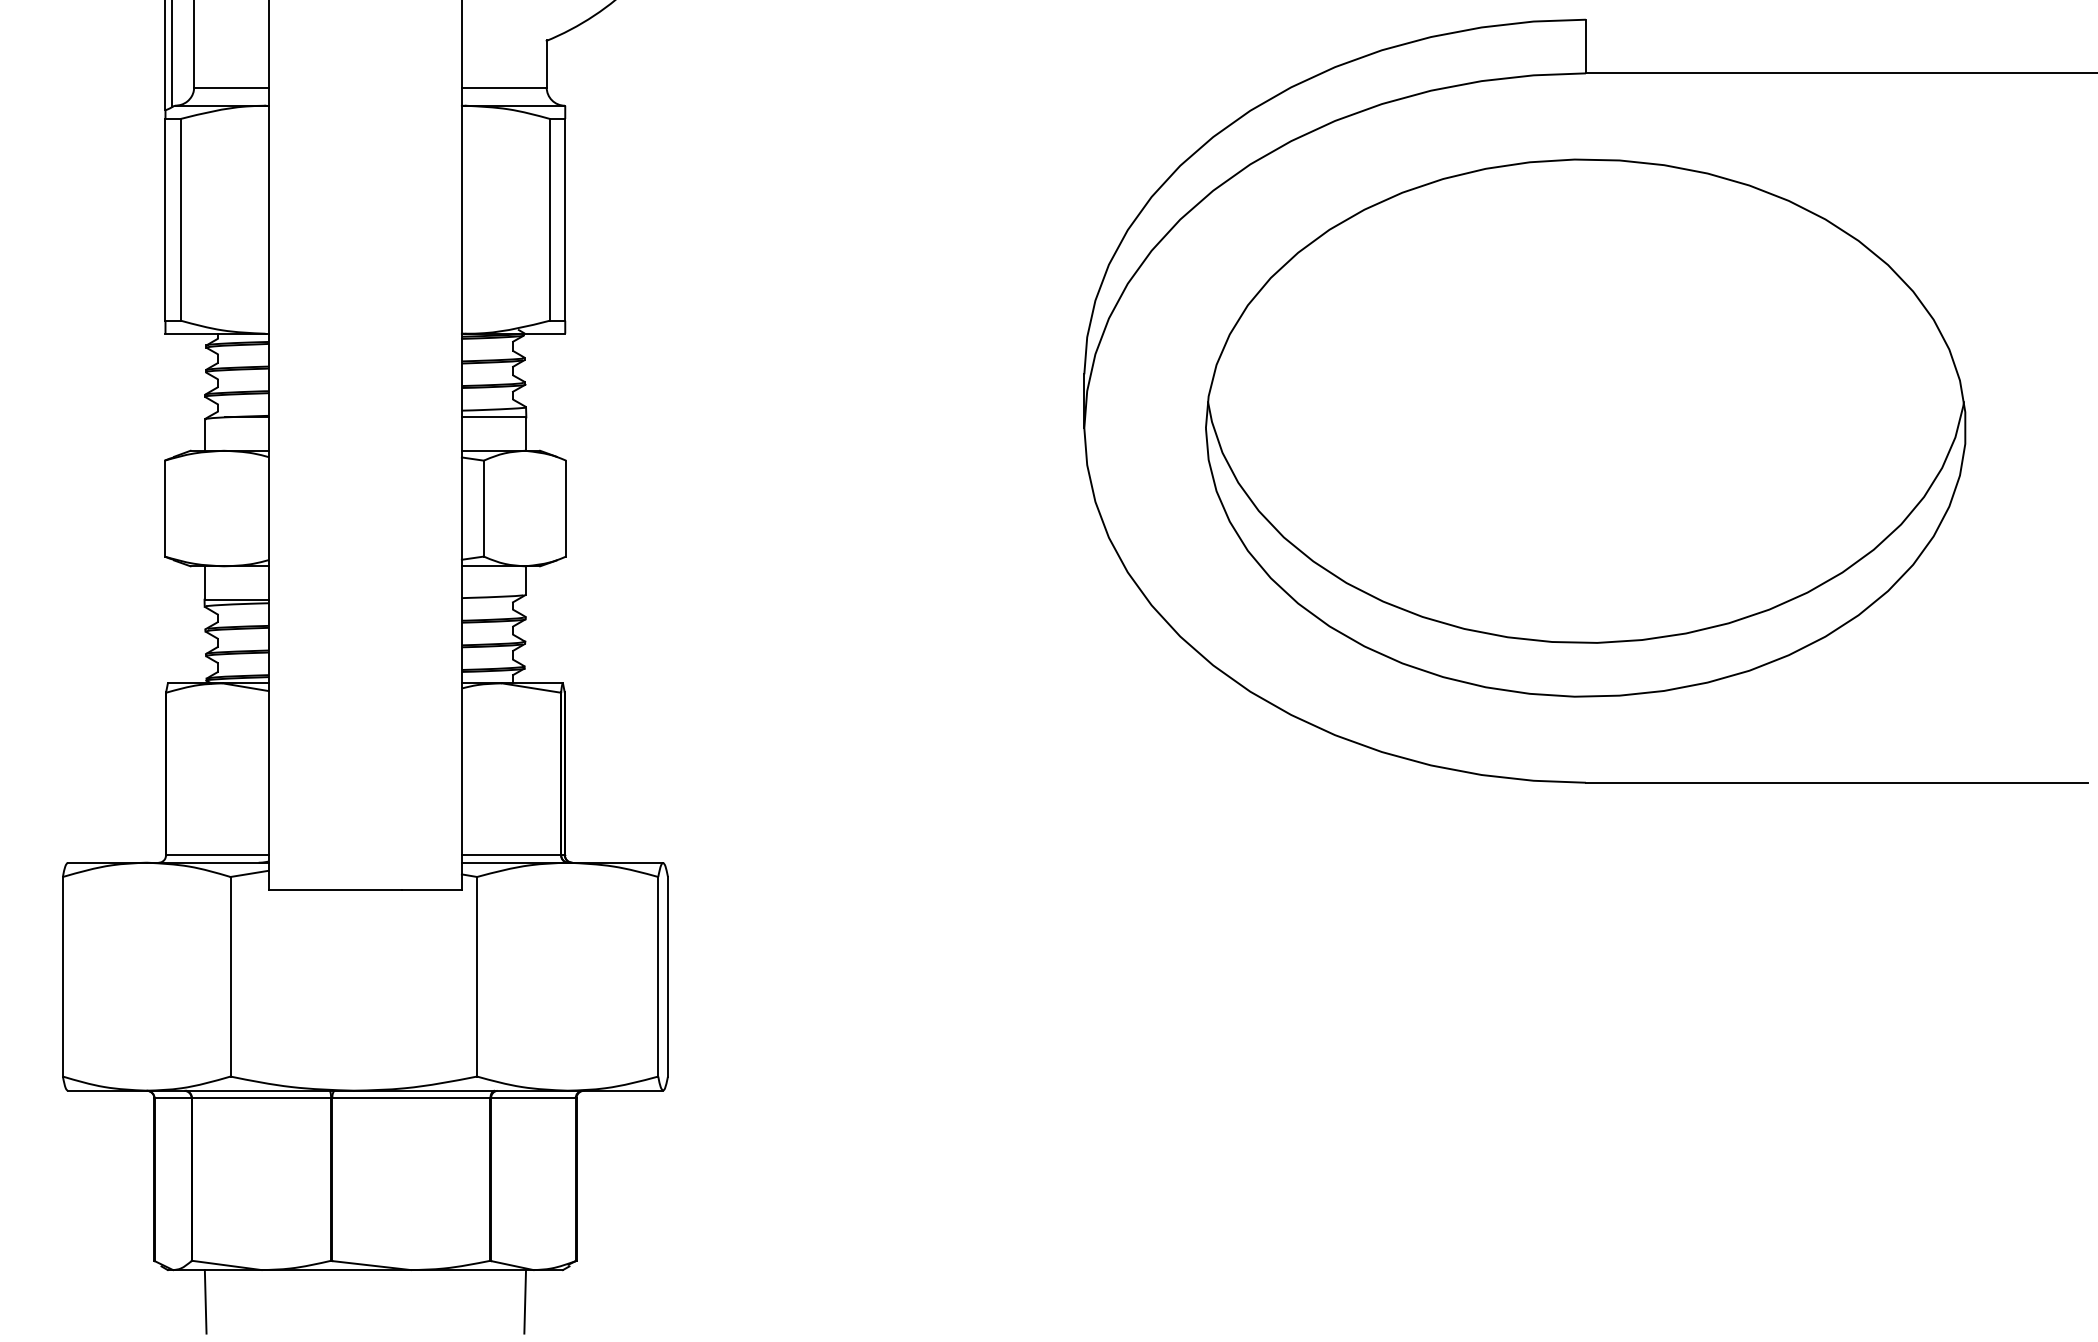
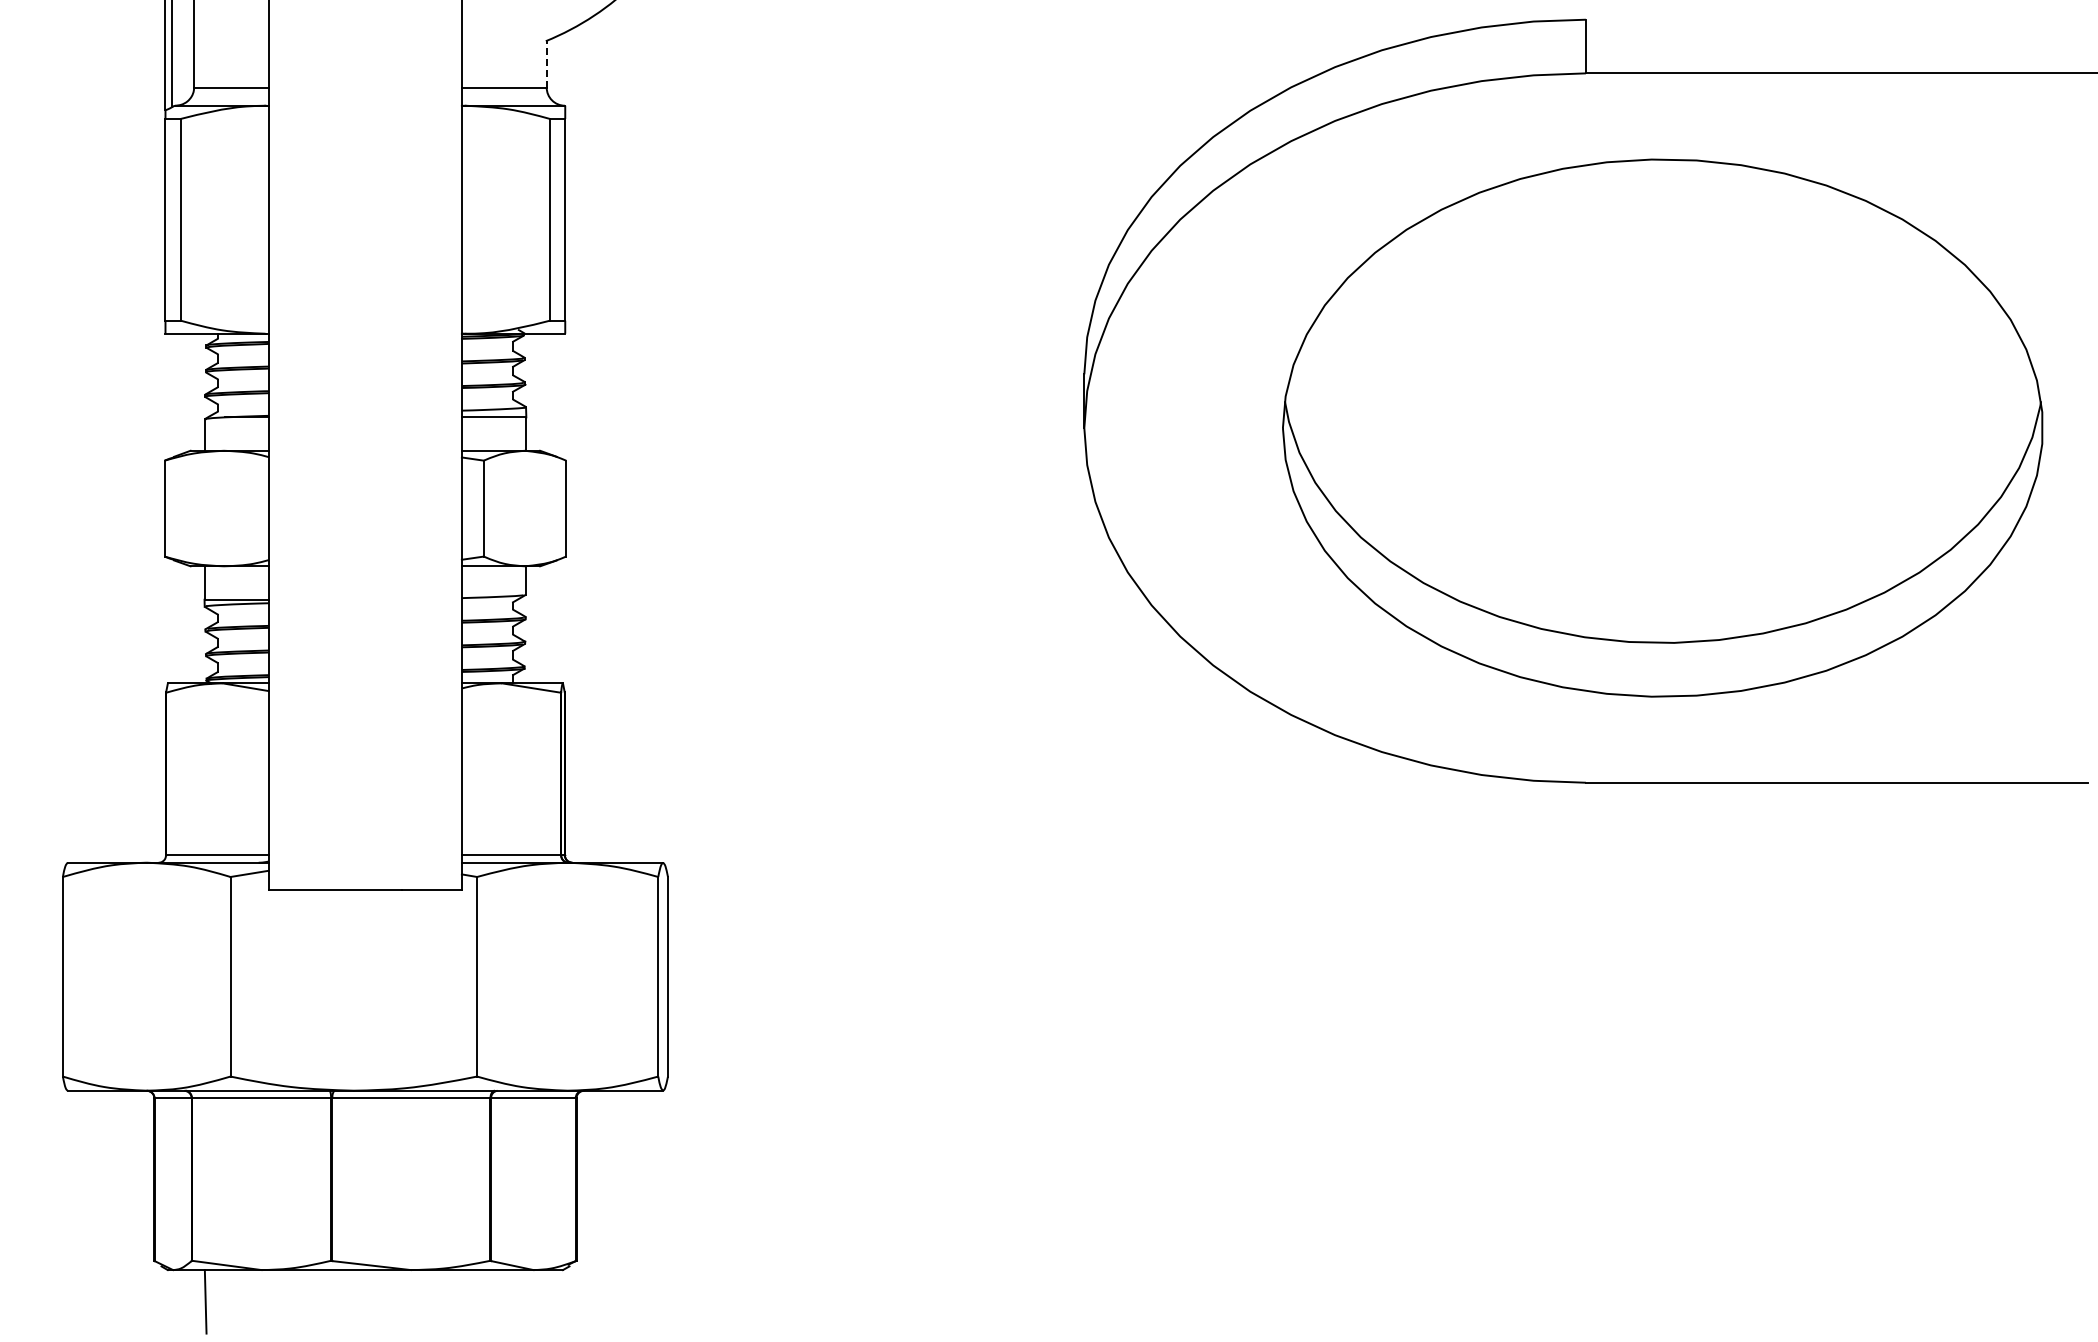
line: solid -> dashed (546, 63)
part position: (1585, 427) -> (1662, 427) (1662, 427)
line: present -> none (525, 1301)
